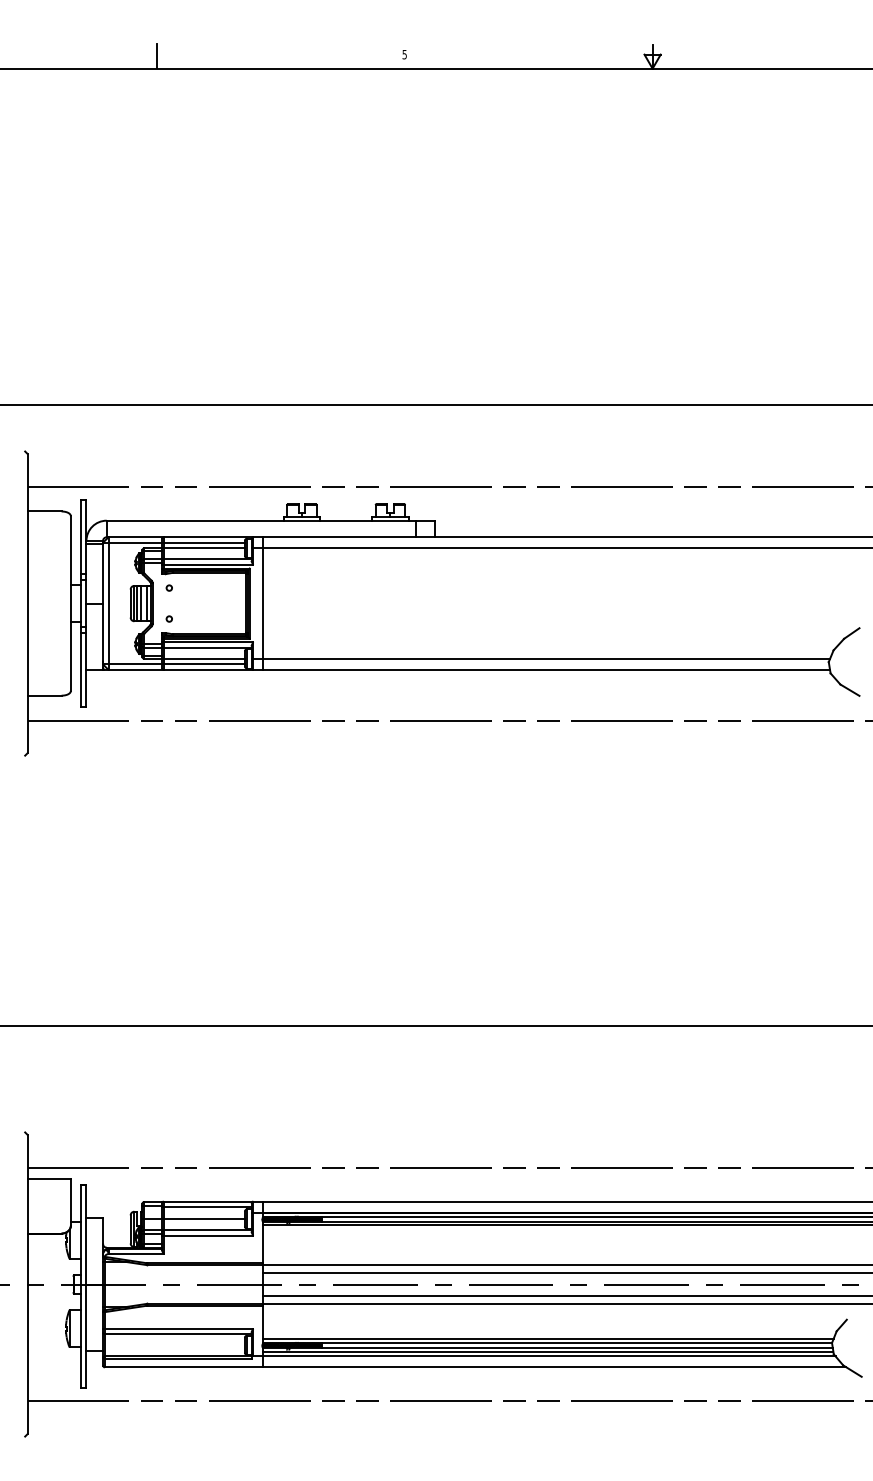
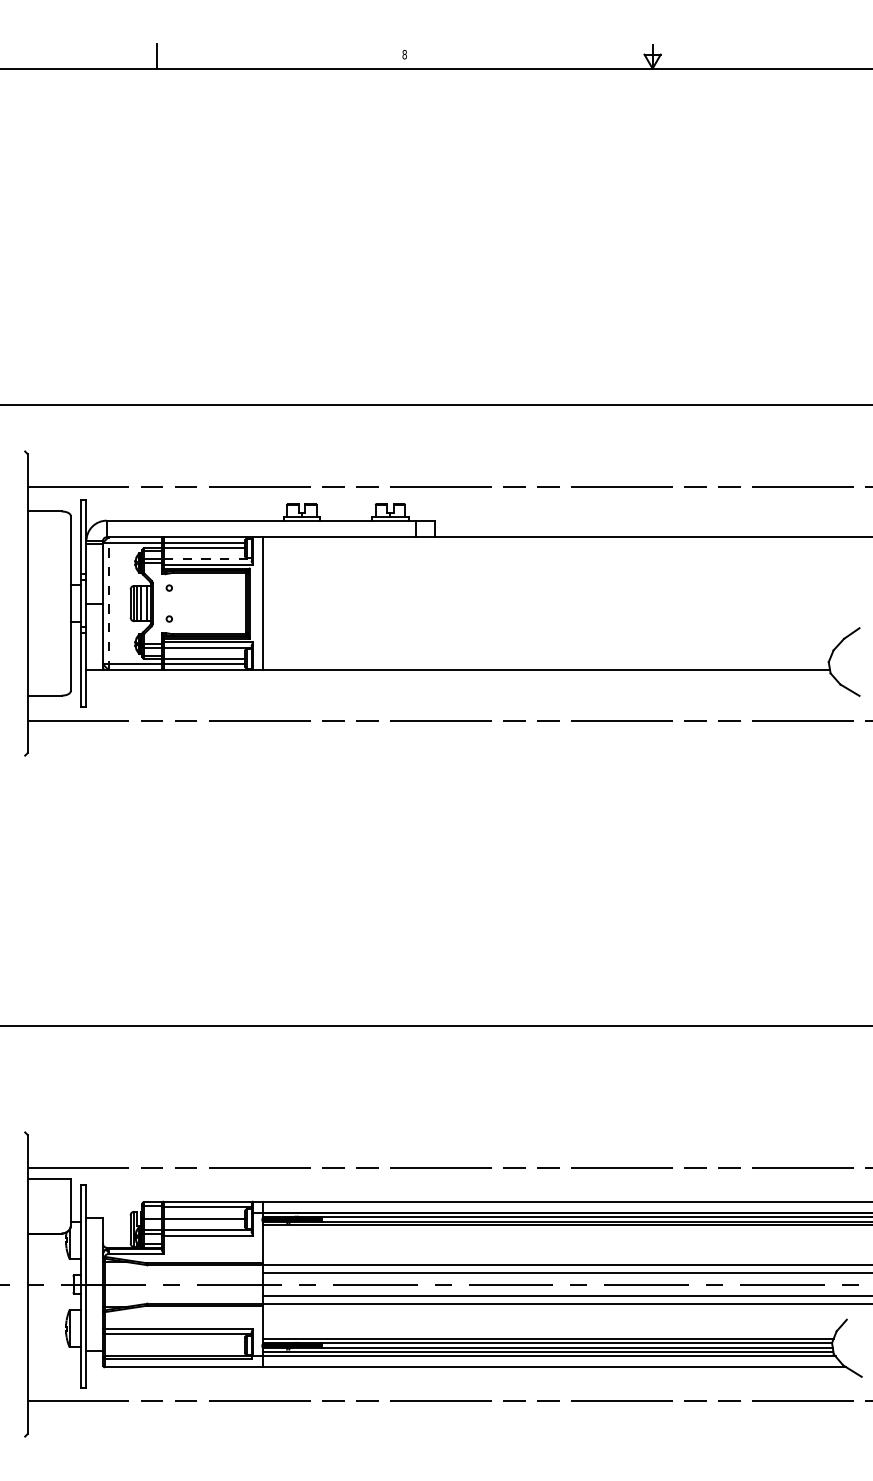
text: 5 -> 8 (404, 54)
line: present -> none (560, 548)
line: solid -> dashed (207, 559)
line: solid -> dashed (108, 603)
line: present -> none (540, 658)
